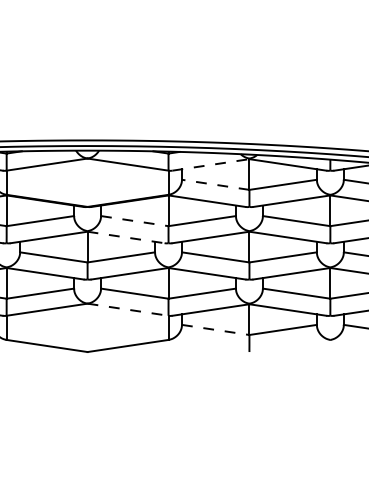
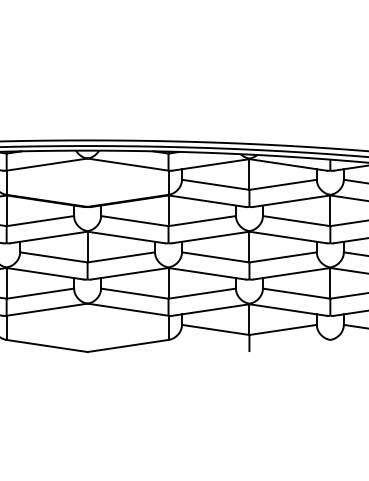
line: dashed -> solid (210, 164)
line: dashed -> solid (215, 184)
line: dashed -> solid (135, 221)
line: dashed -> solid (126, 237)
line: dashed -> solid (128, 309)
line: dashed -> solid (216, 330)
